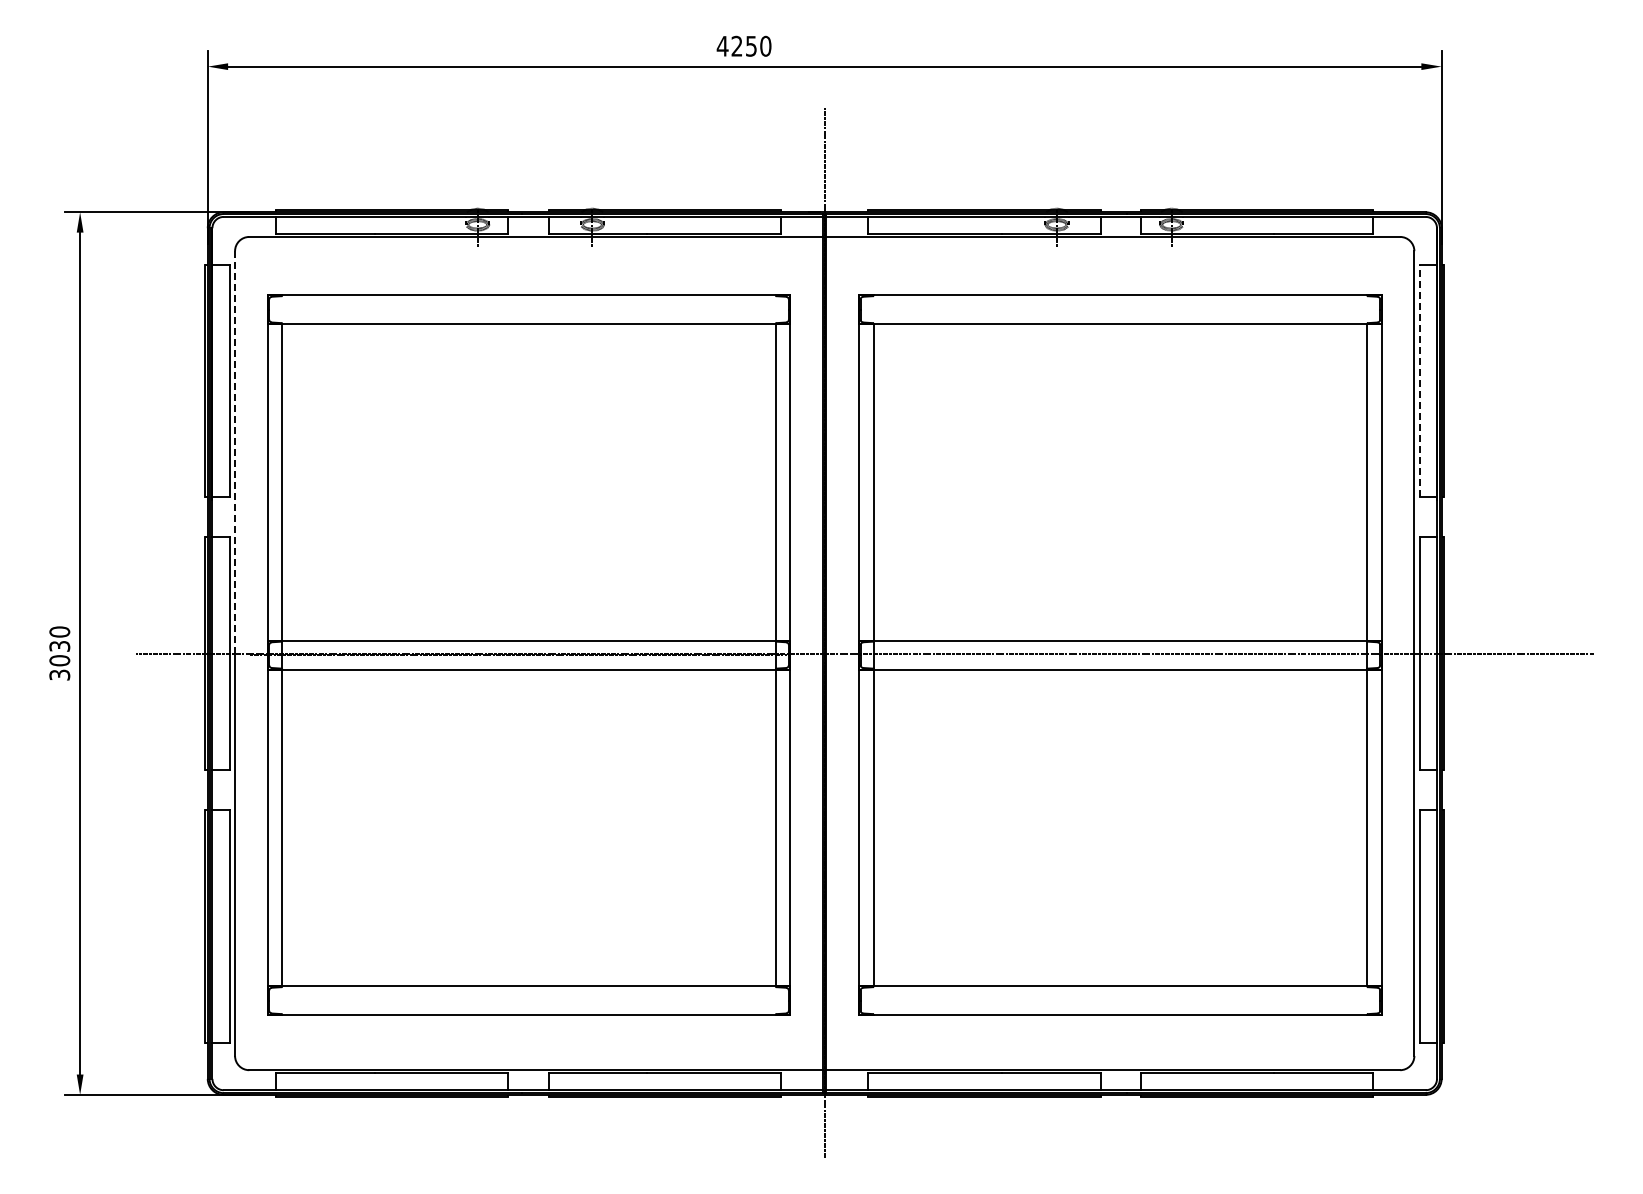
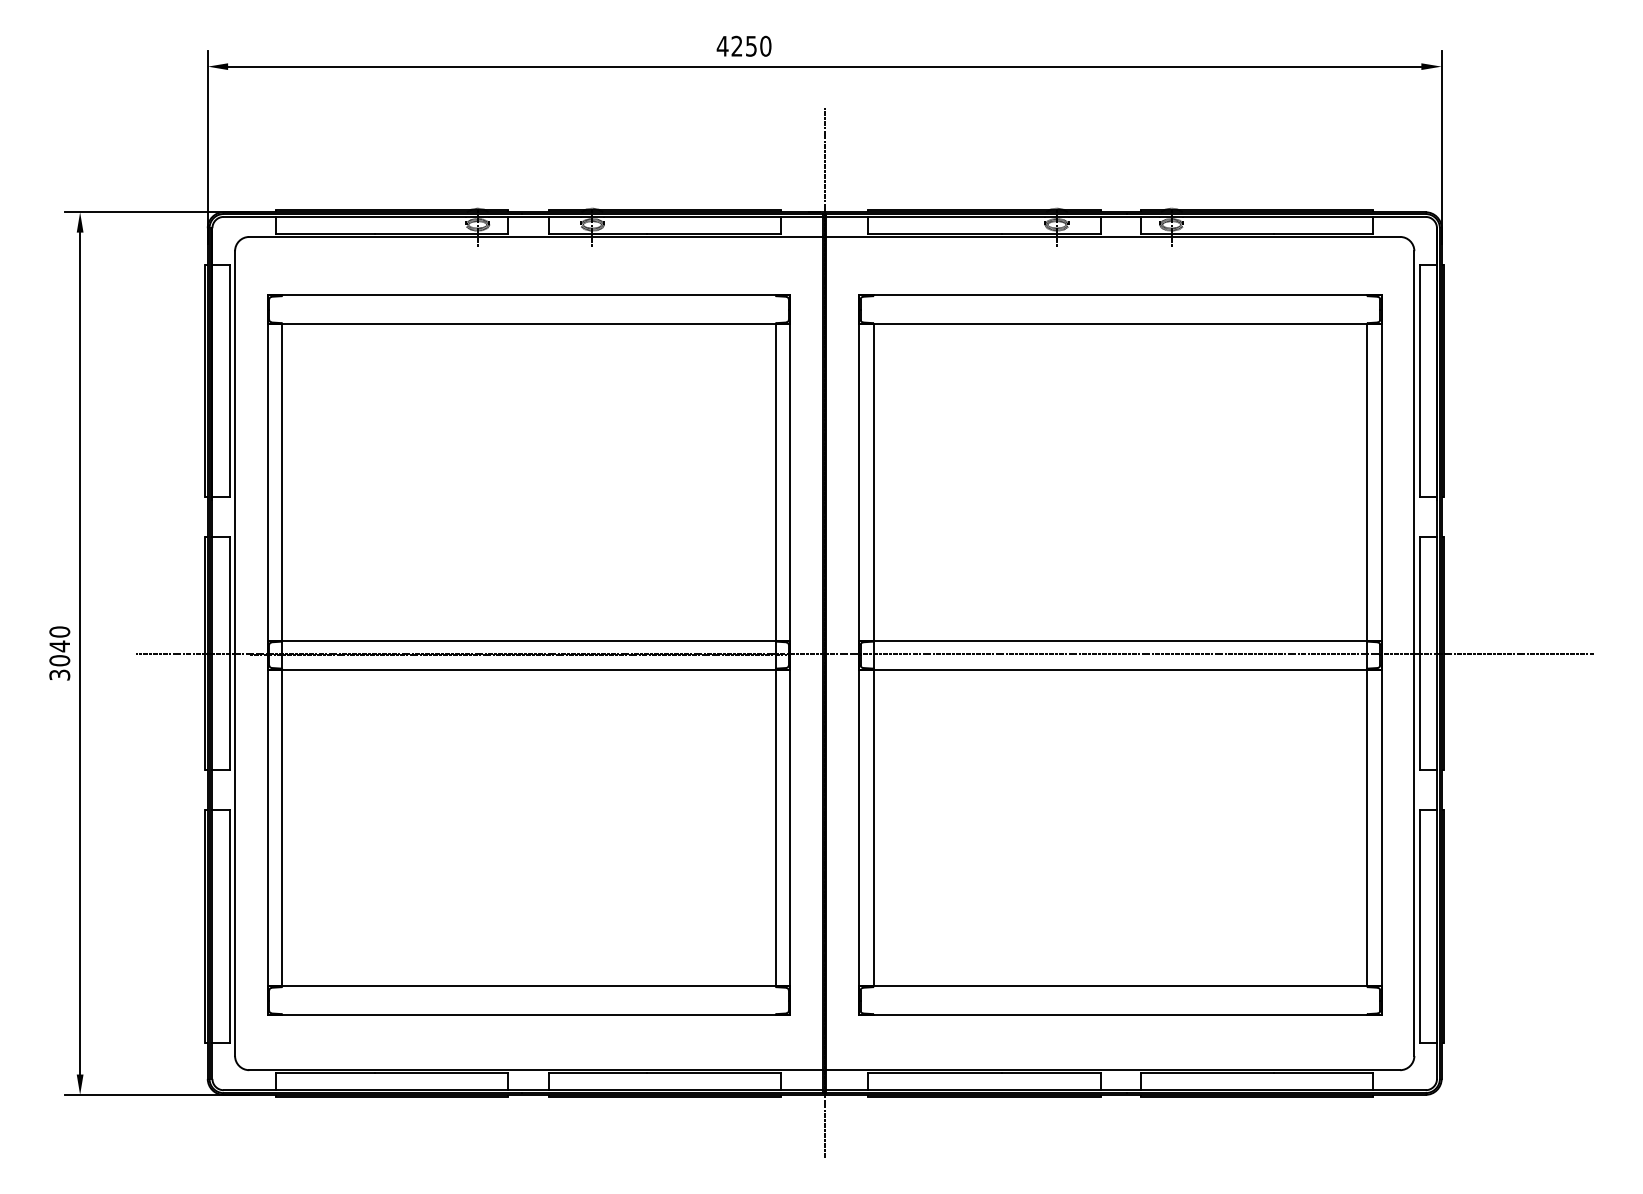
line: dashed -> solid (1419, 380)
line: dashed -> solid (235, 451)
text: 3030 -> 3040 (59, 646)
